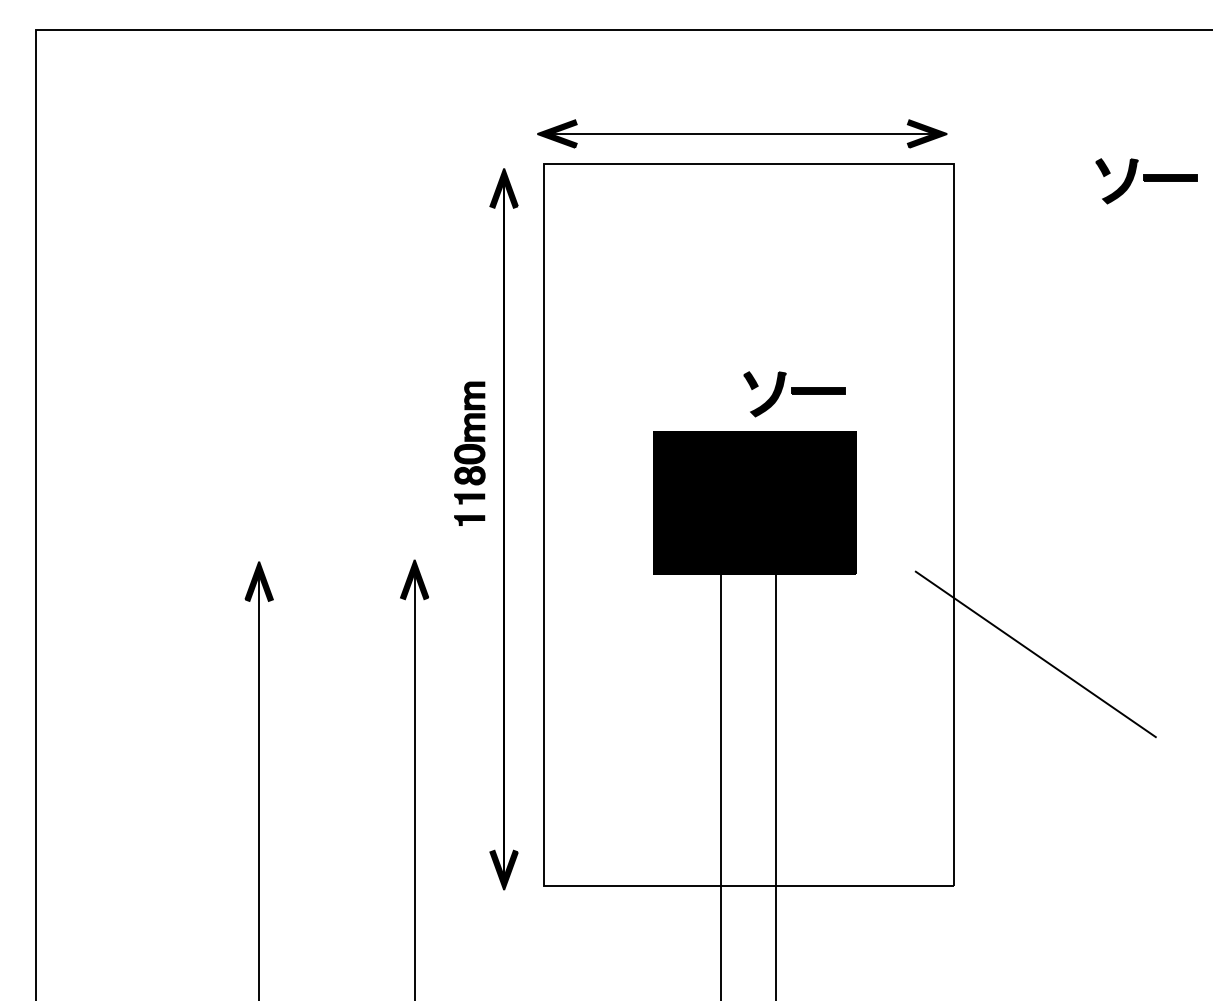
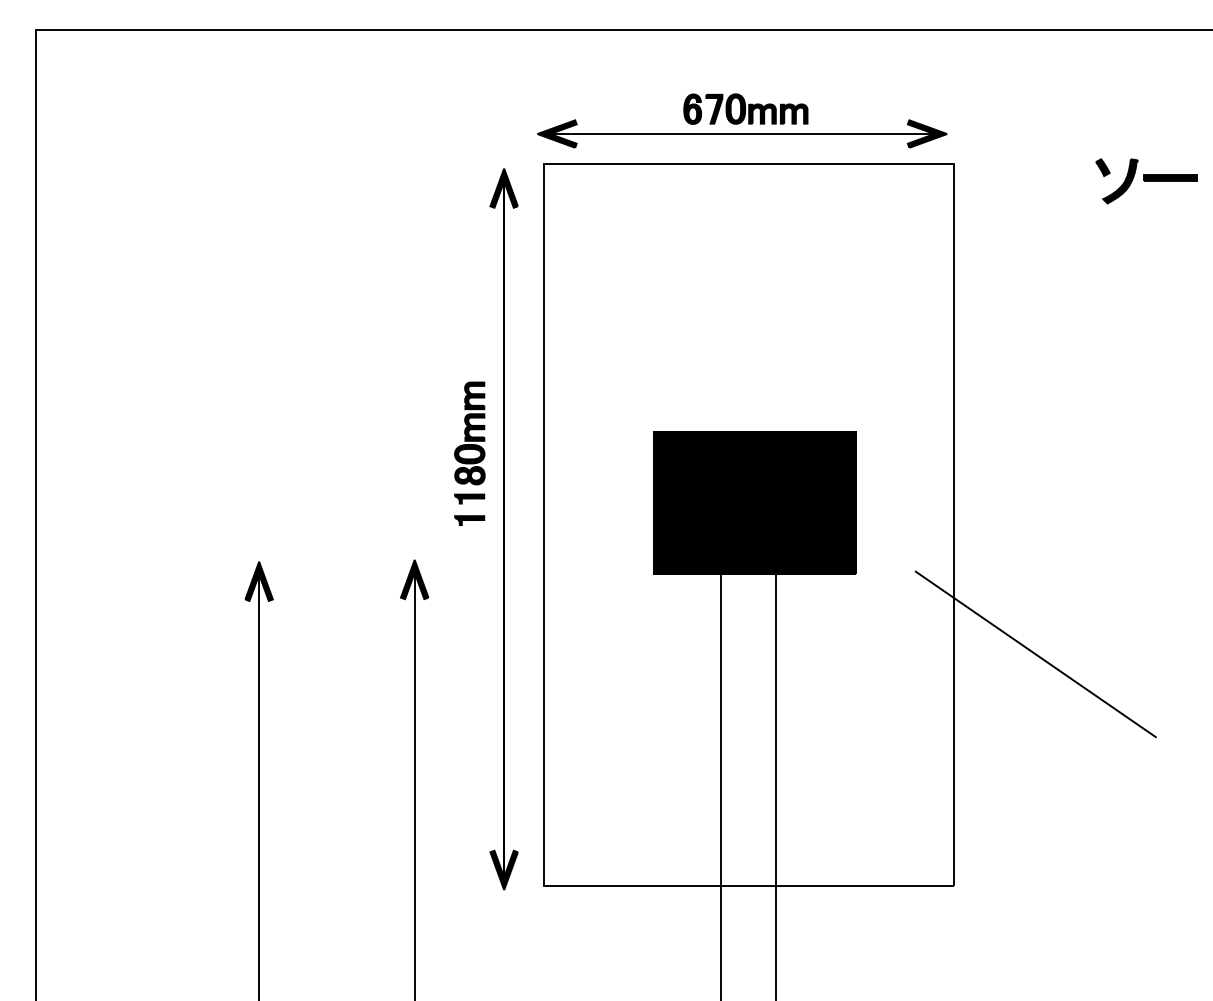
part: none -> present (745, 108)
part: present -> none (794, 394)
